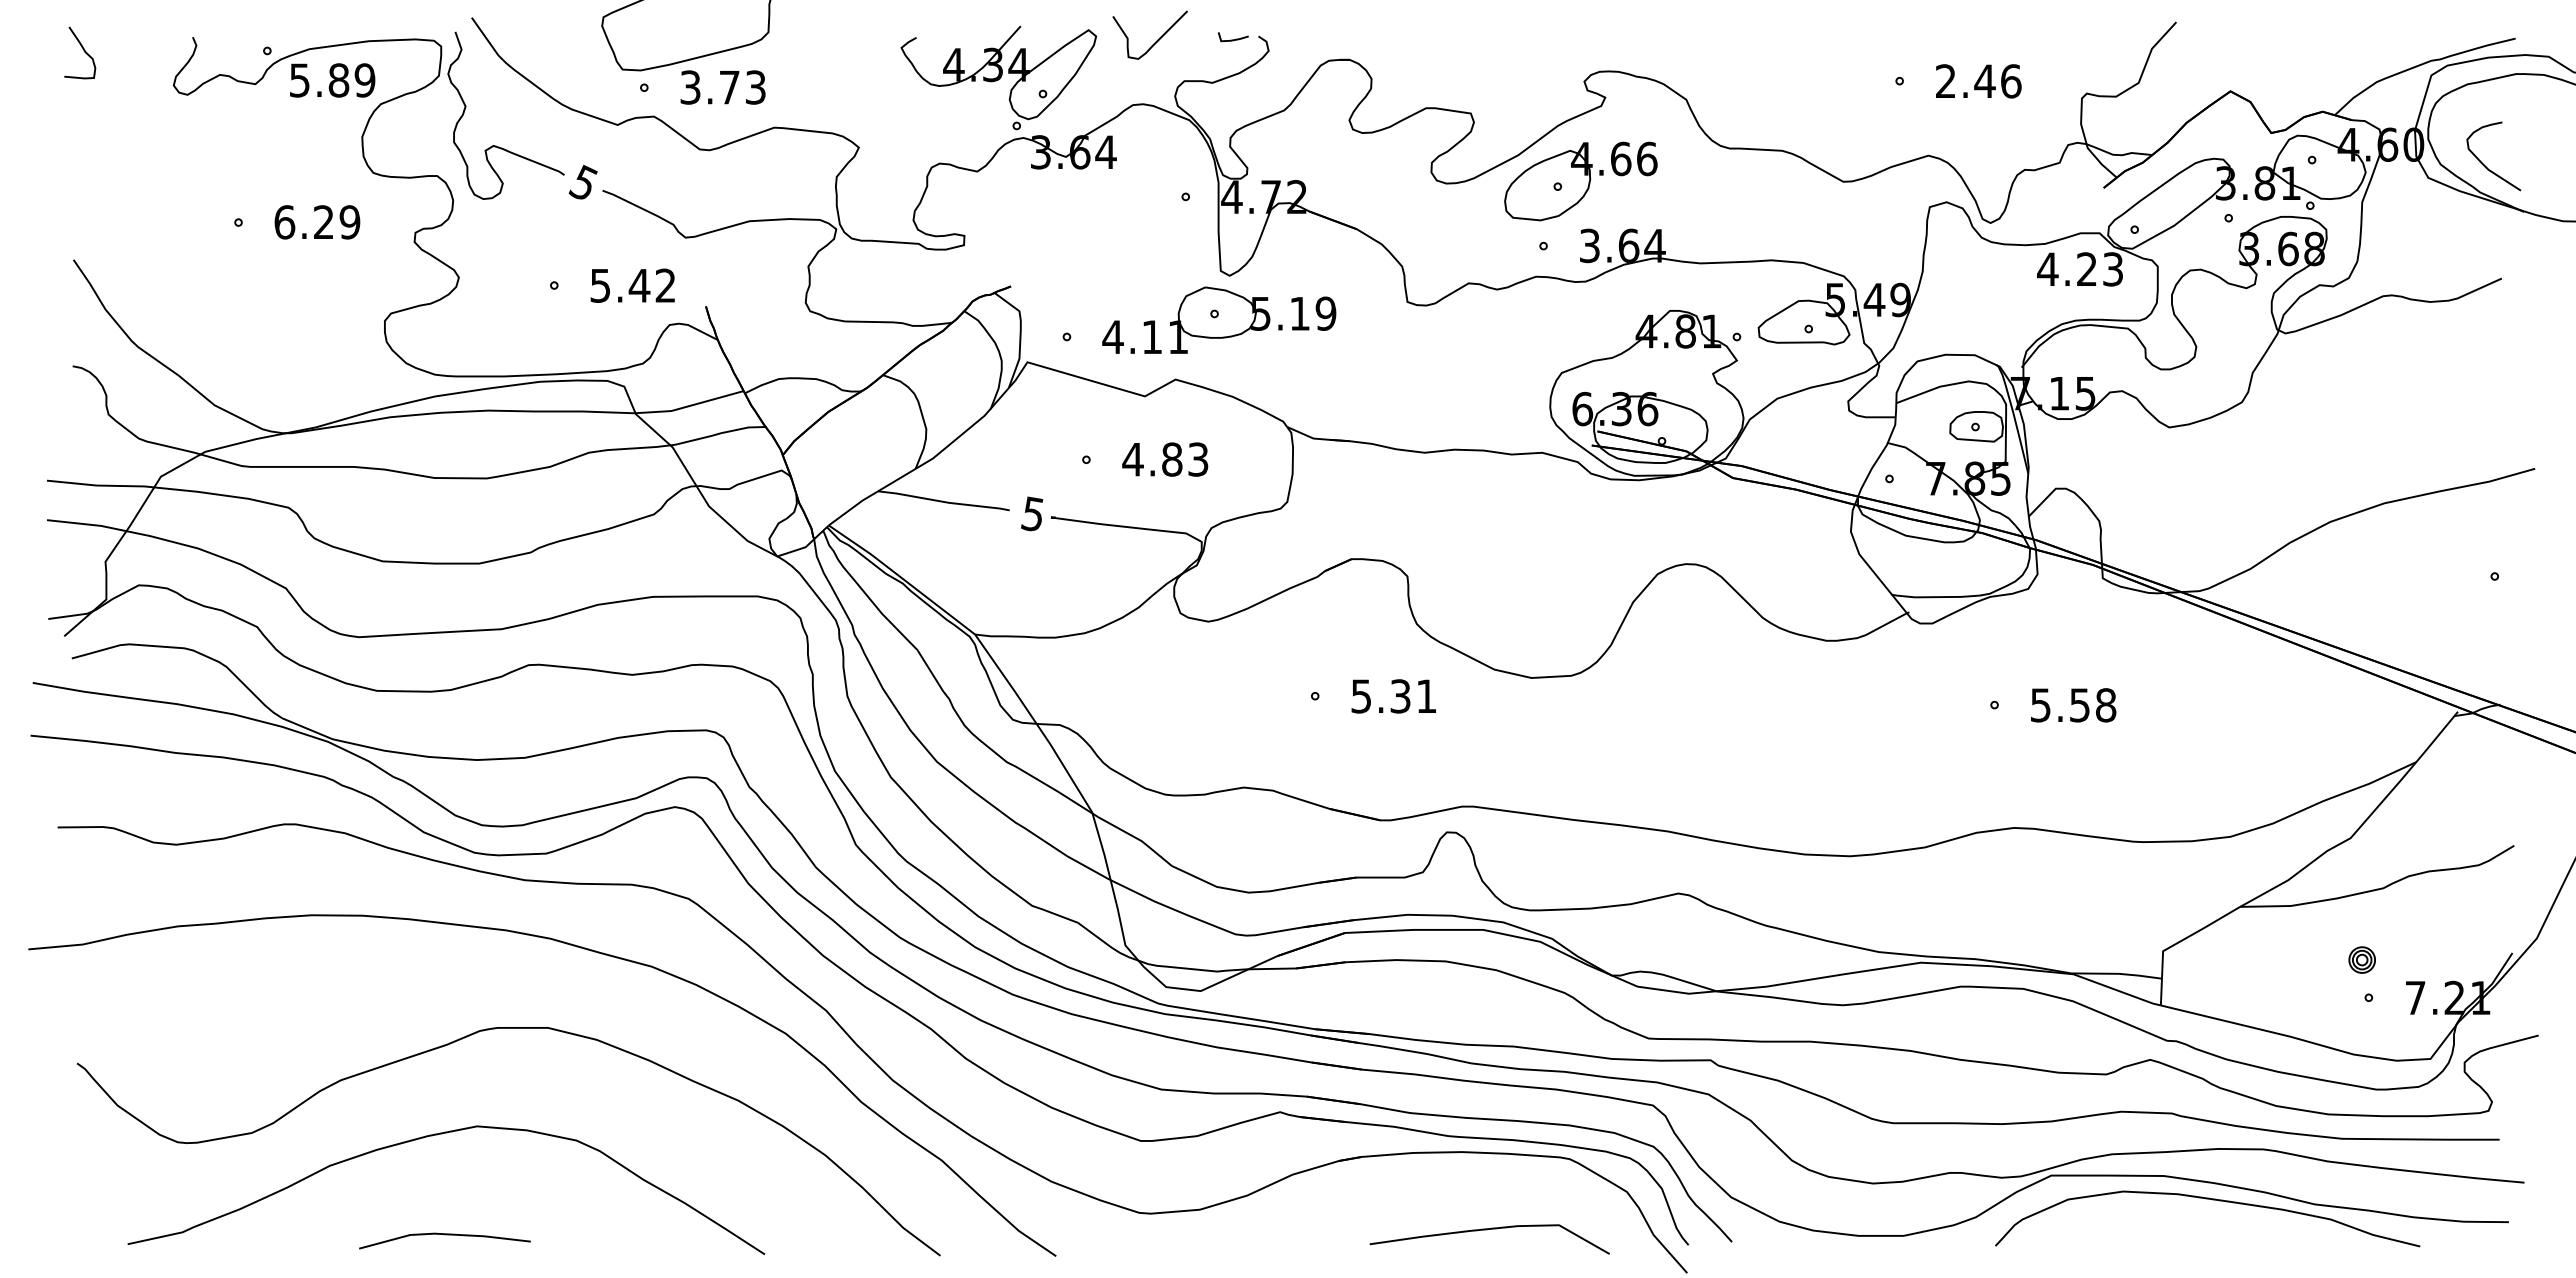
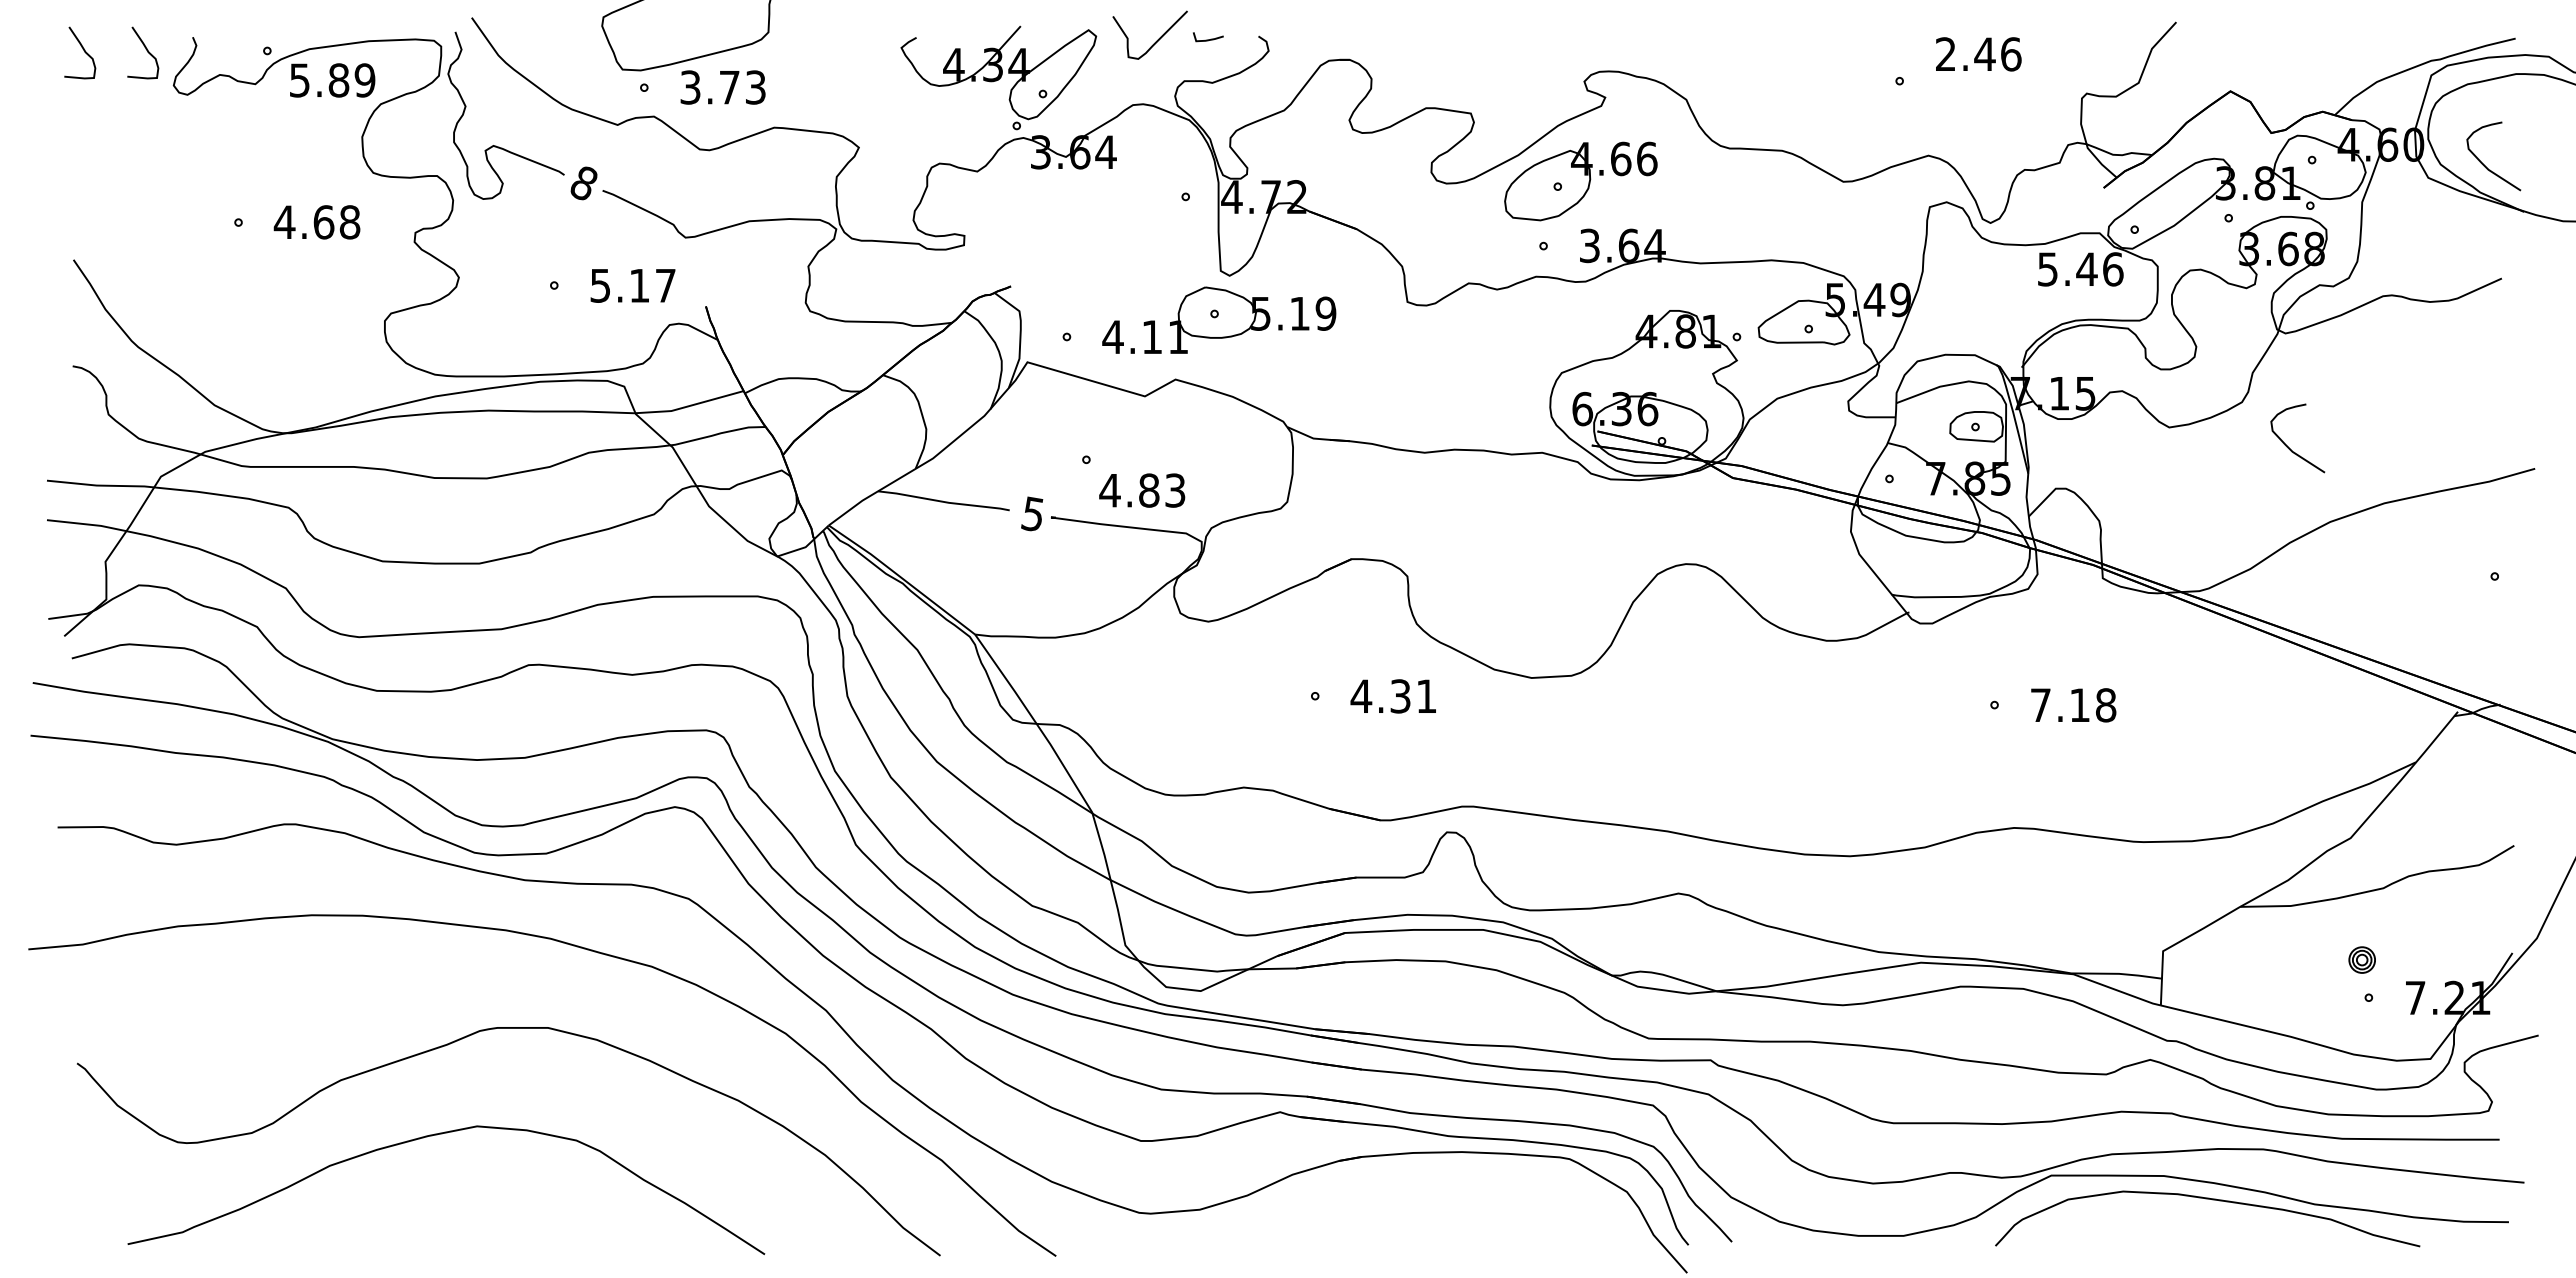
line position: (1233, 39) -> (1208, 39) (1208, 39)
curve: none -> present (145, 49)
text position: (1978, 81) -> (1978, 54) (1978, 54)
text: 5 -> 8 (582, 182)
text: 6.29 -> 4.68 (316, 222)
text: 4.23 -> 5.46 (2080, 269)
text: 5.42 -> 5.17 (651, 285)
curve: none -> present (2288, 446)
text position: (1165, 459) -> (1142, 490) (1142, 490)
text: 5.31 -> 4.31 (1361, 696)
text: 5.58 -> 7.18 (2060, 705)
curve: present -> none (1487, 1230)
line: present -> none (444, 1235)
